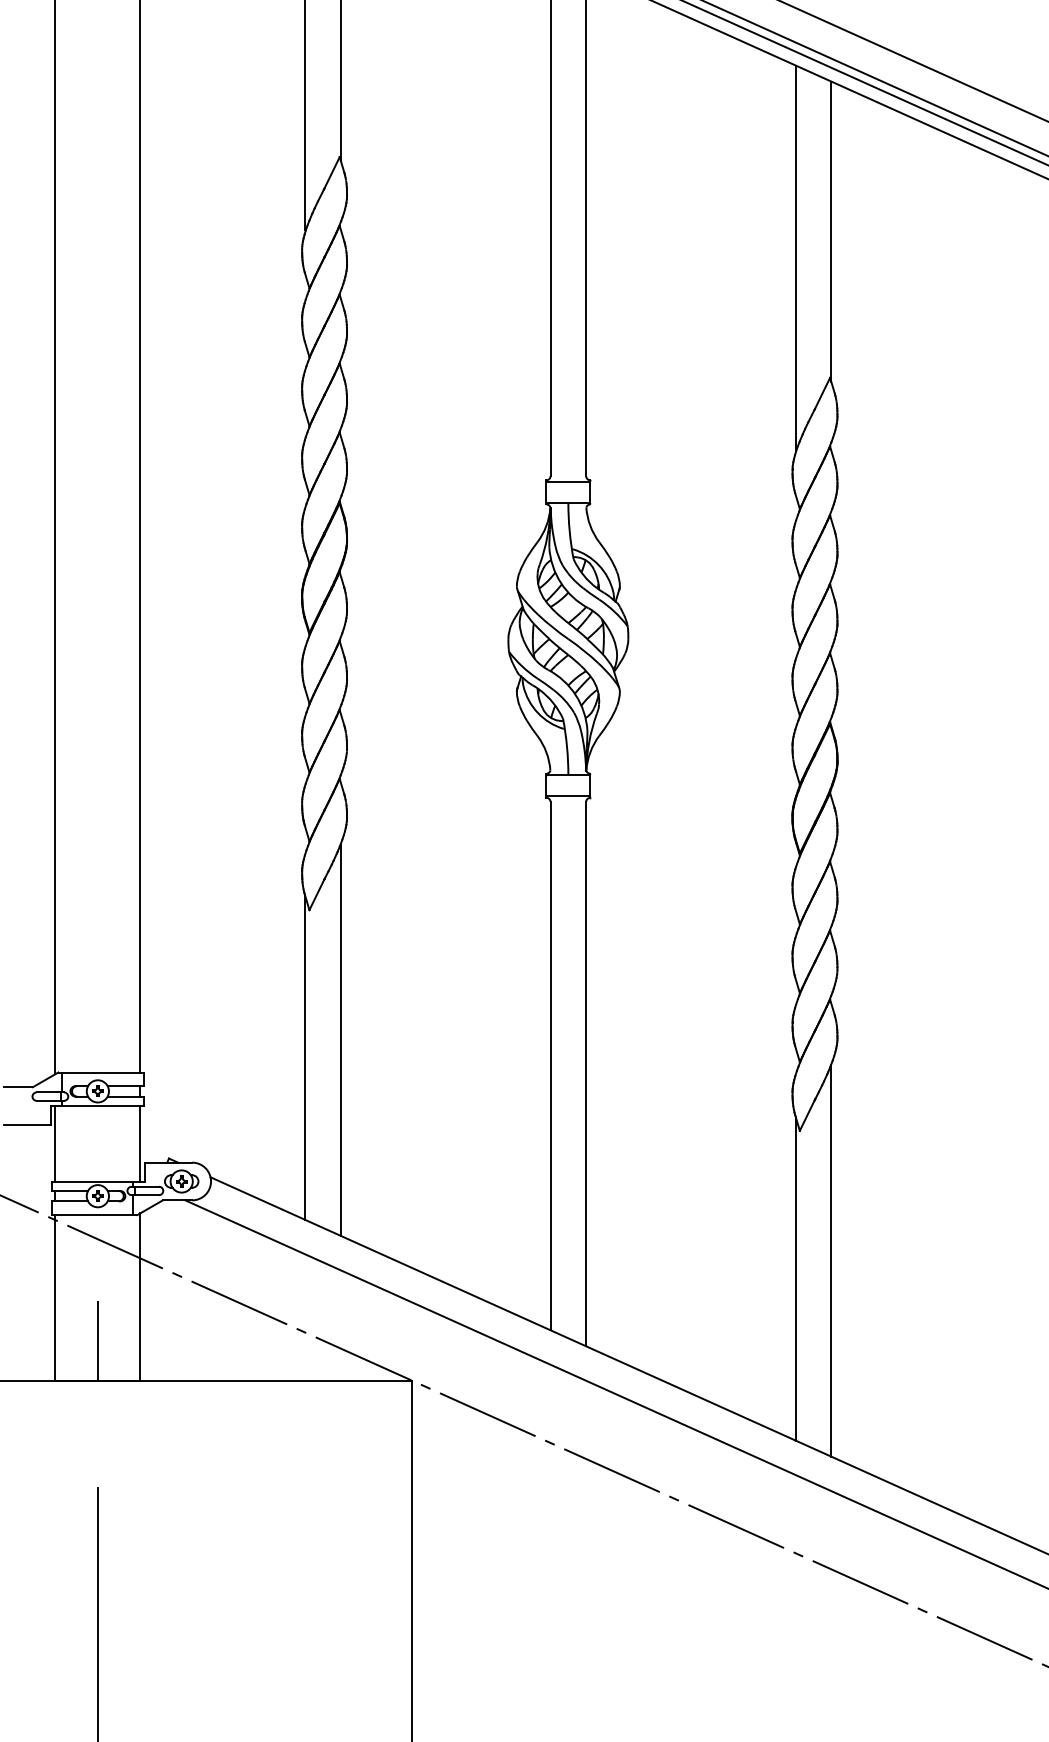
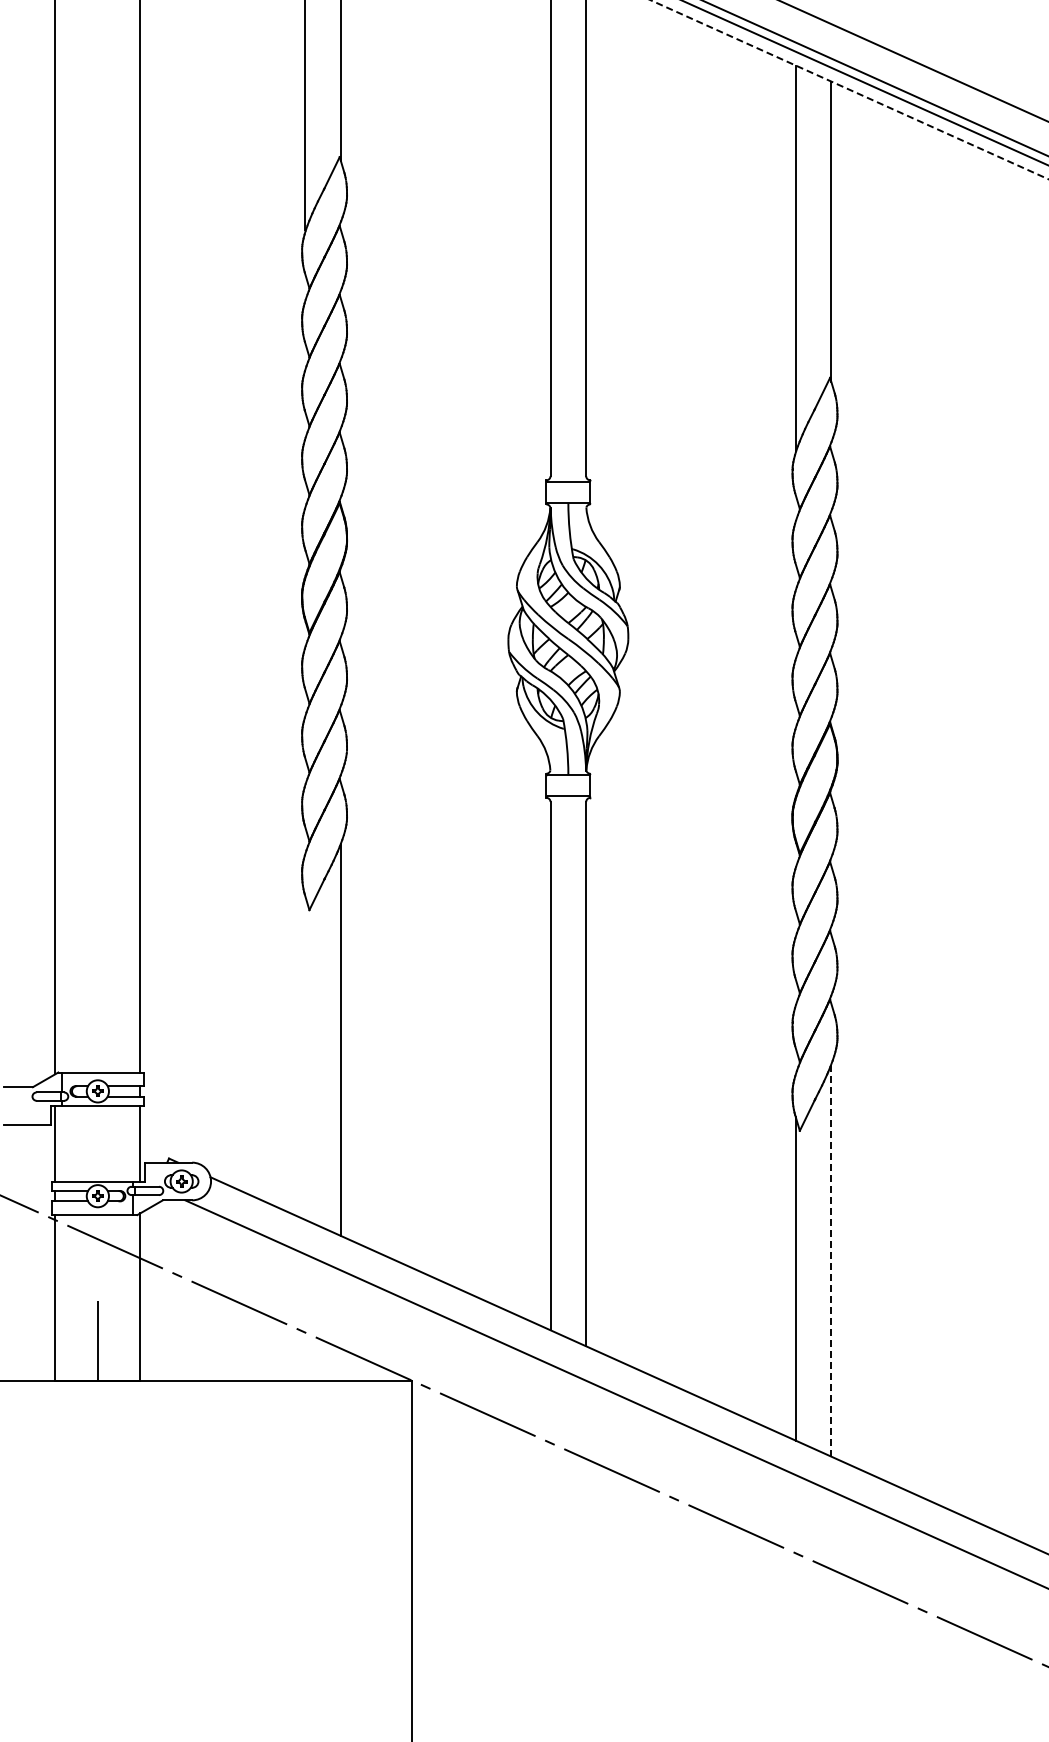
line: solid -> dashed (849, 89)
line: present -> none (305, 1057)
line: solid -> dashed (831, 1260)
line: present -> none (97, 1612)
